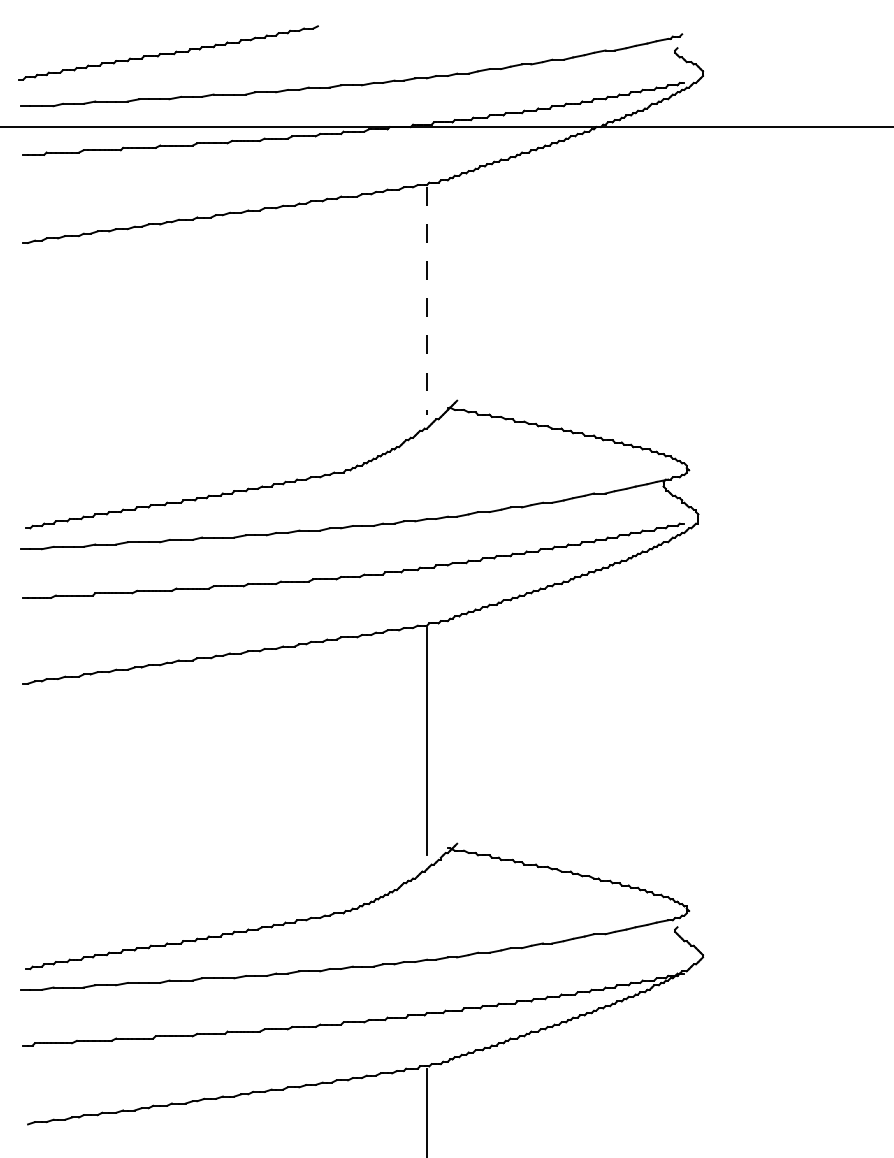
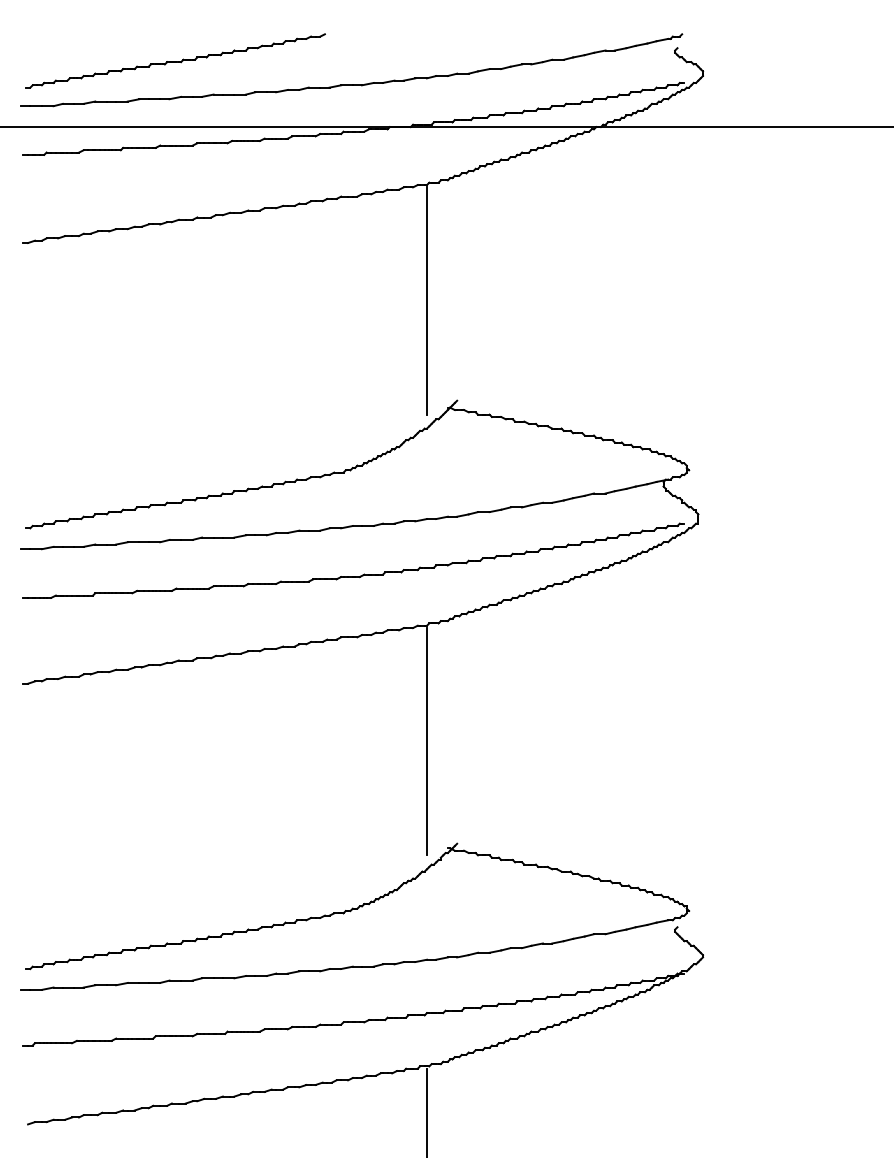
part position: (168, 52) -> (175, 60) (175, 60)
line: dashed -> solid (426, 301)
